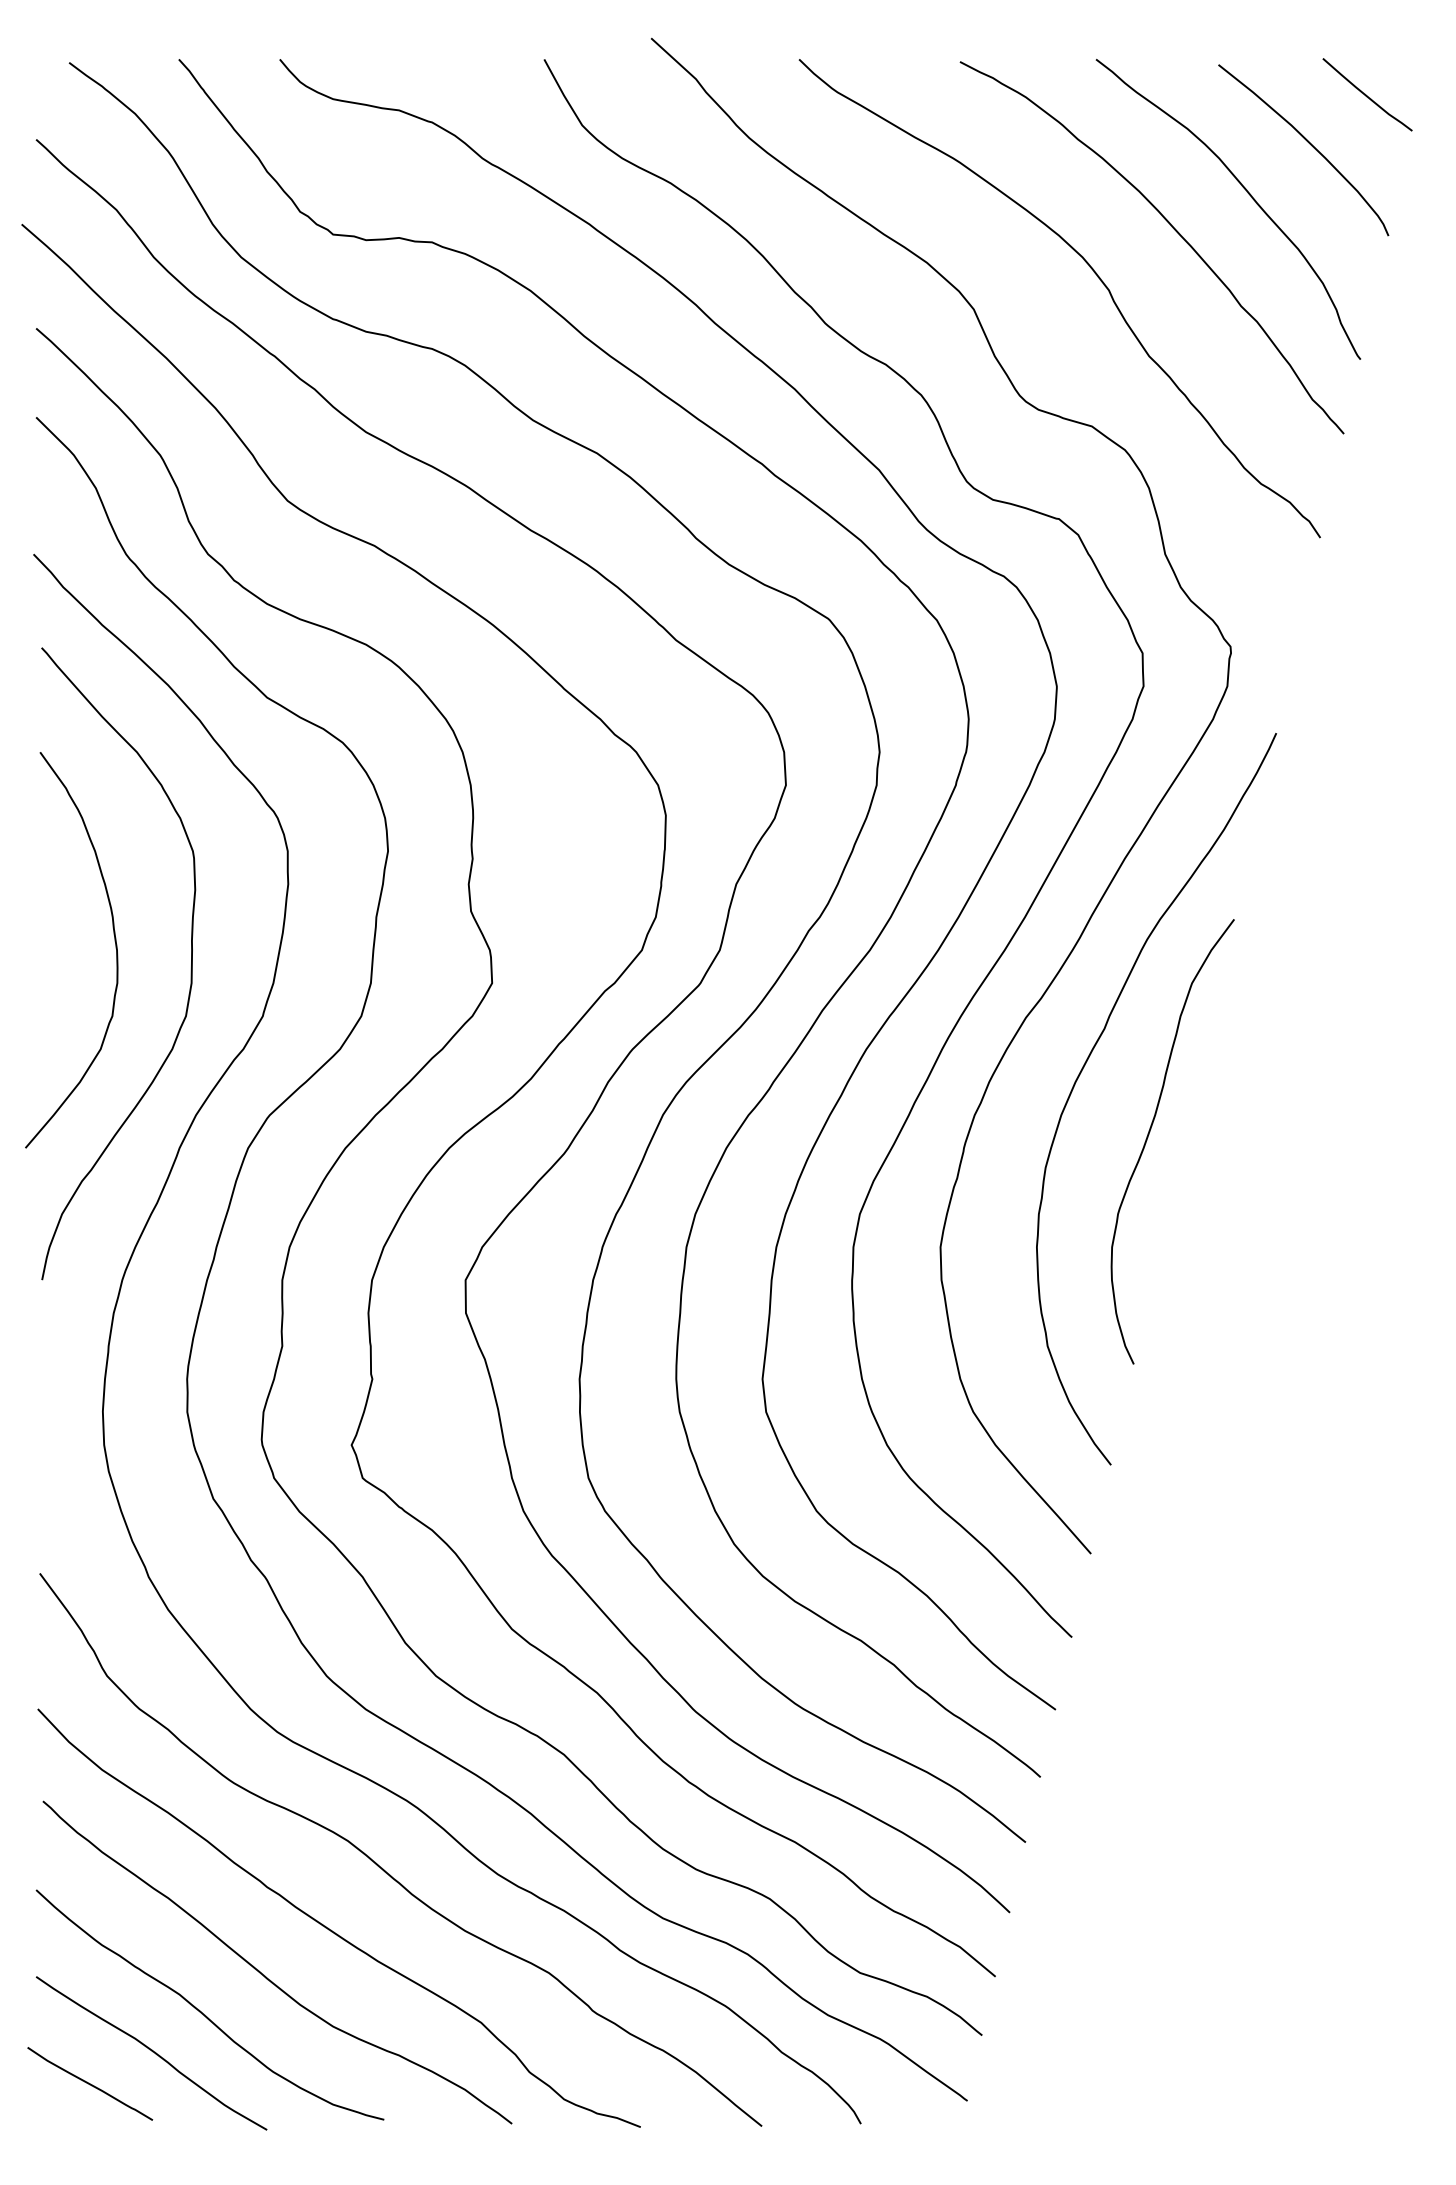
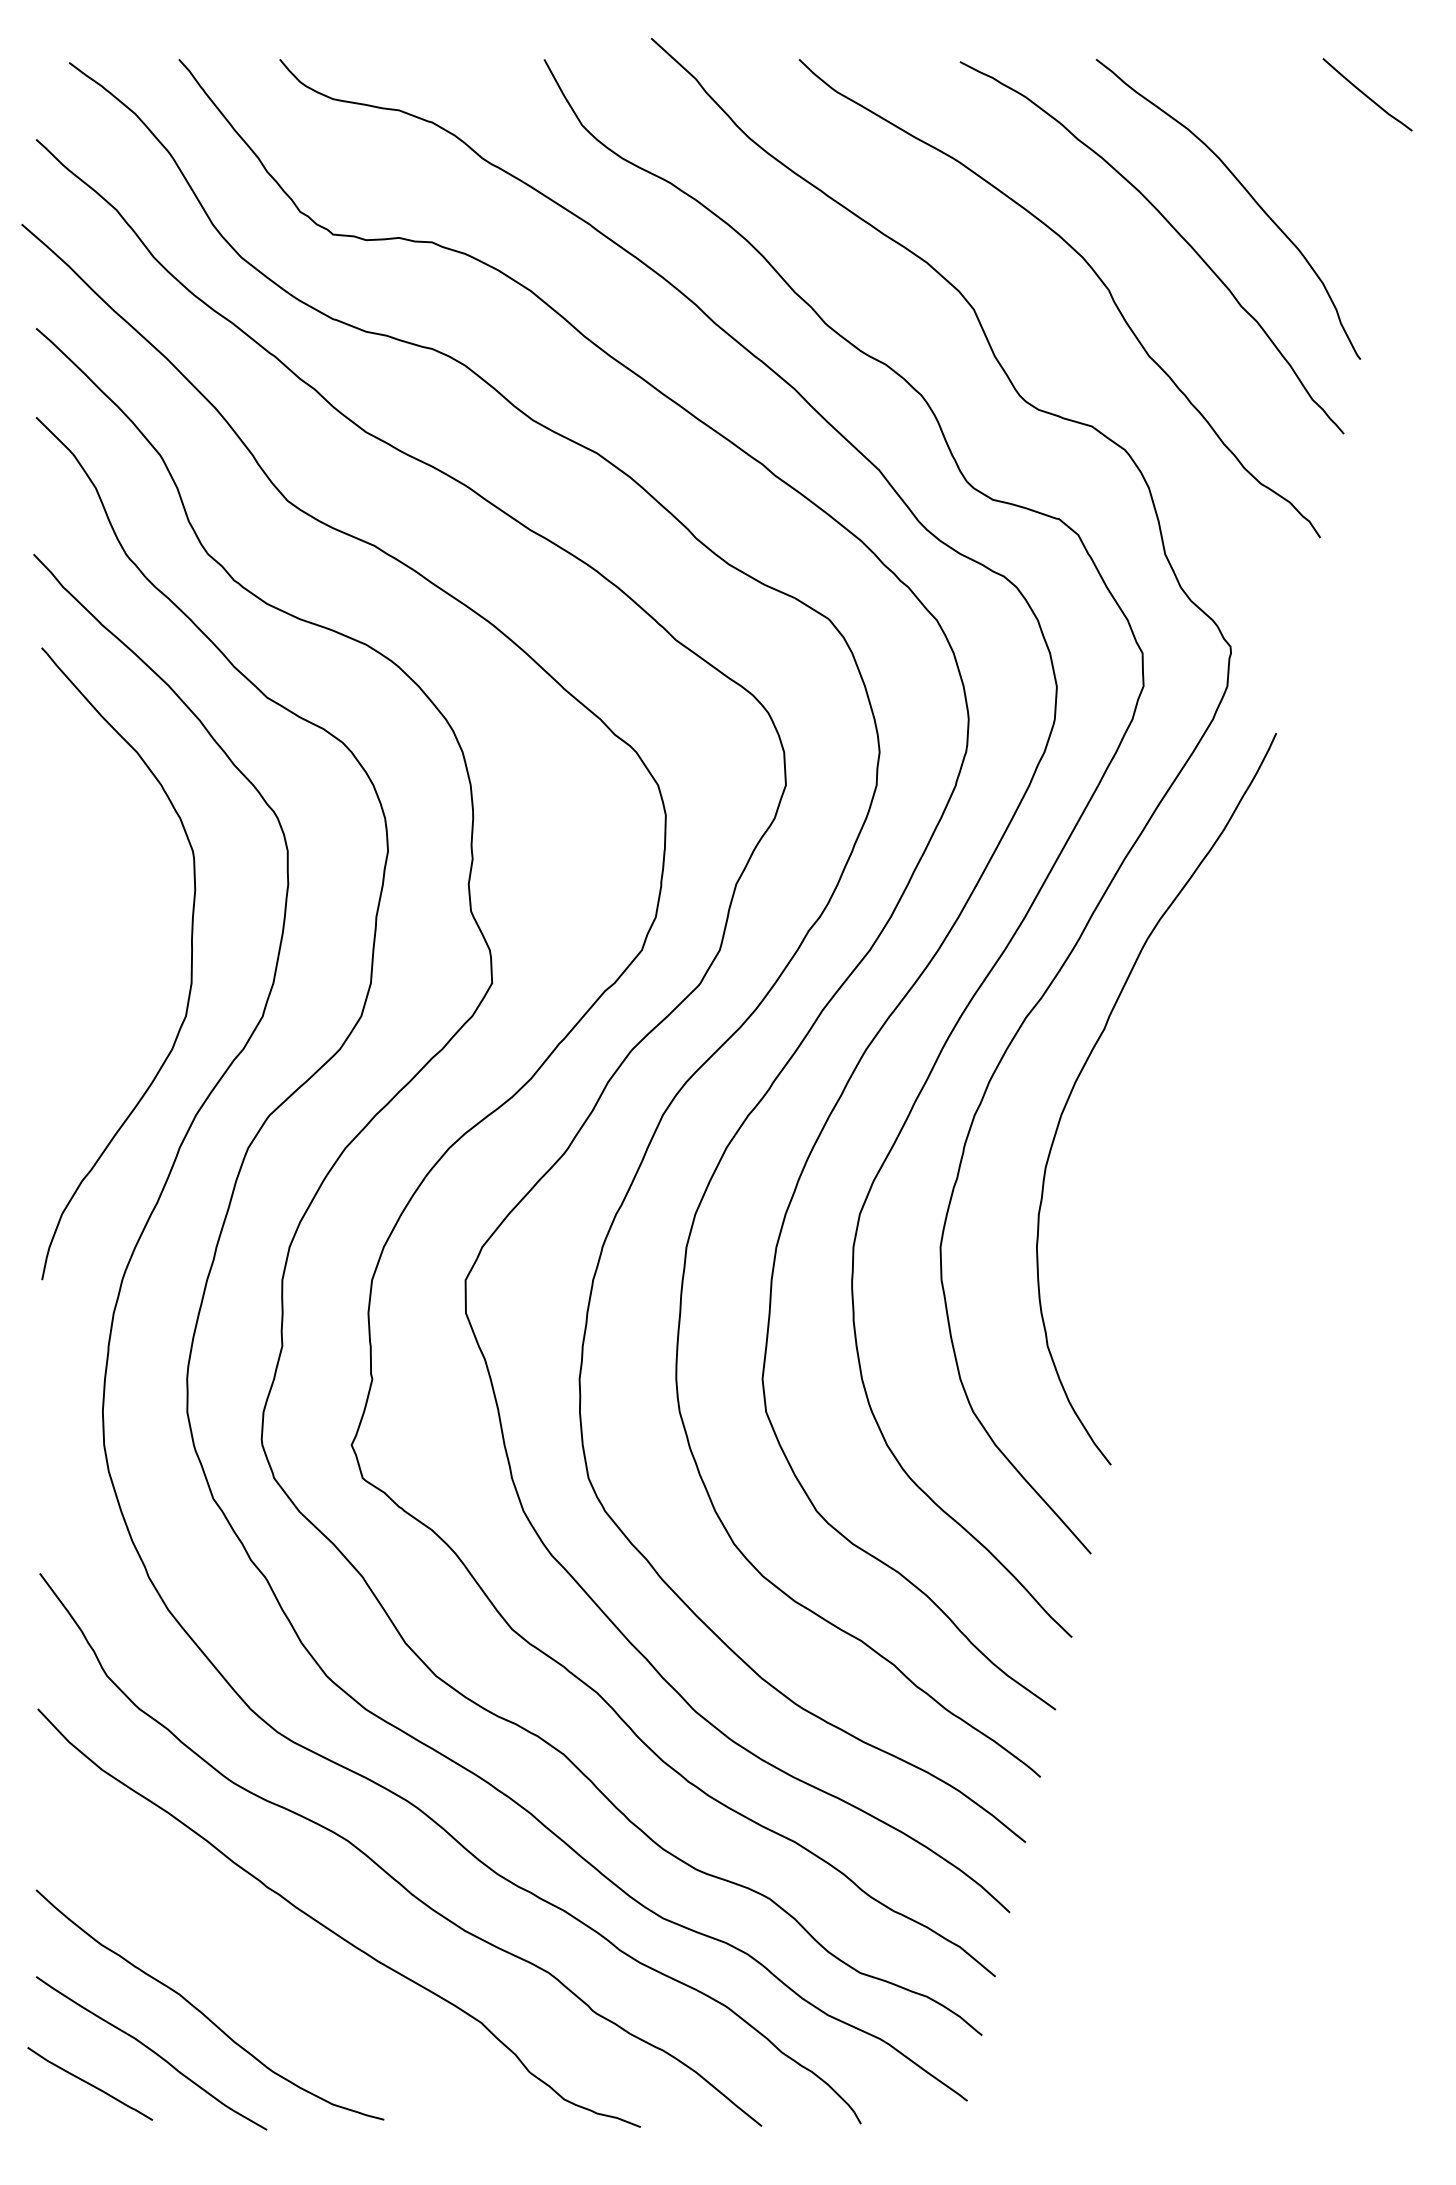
curve: present -> none (1309, 144)
curve: present -> none (114, 941)
curve: present -> none (1150, 1132)
curve: present -> none (265, 1975)
